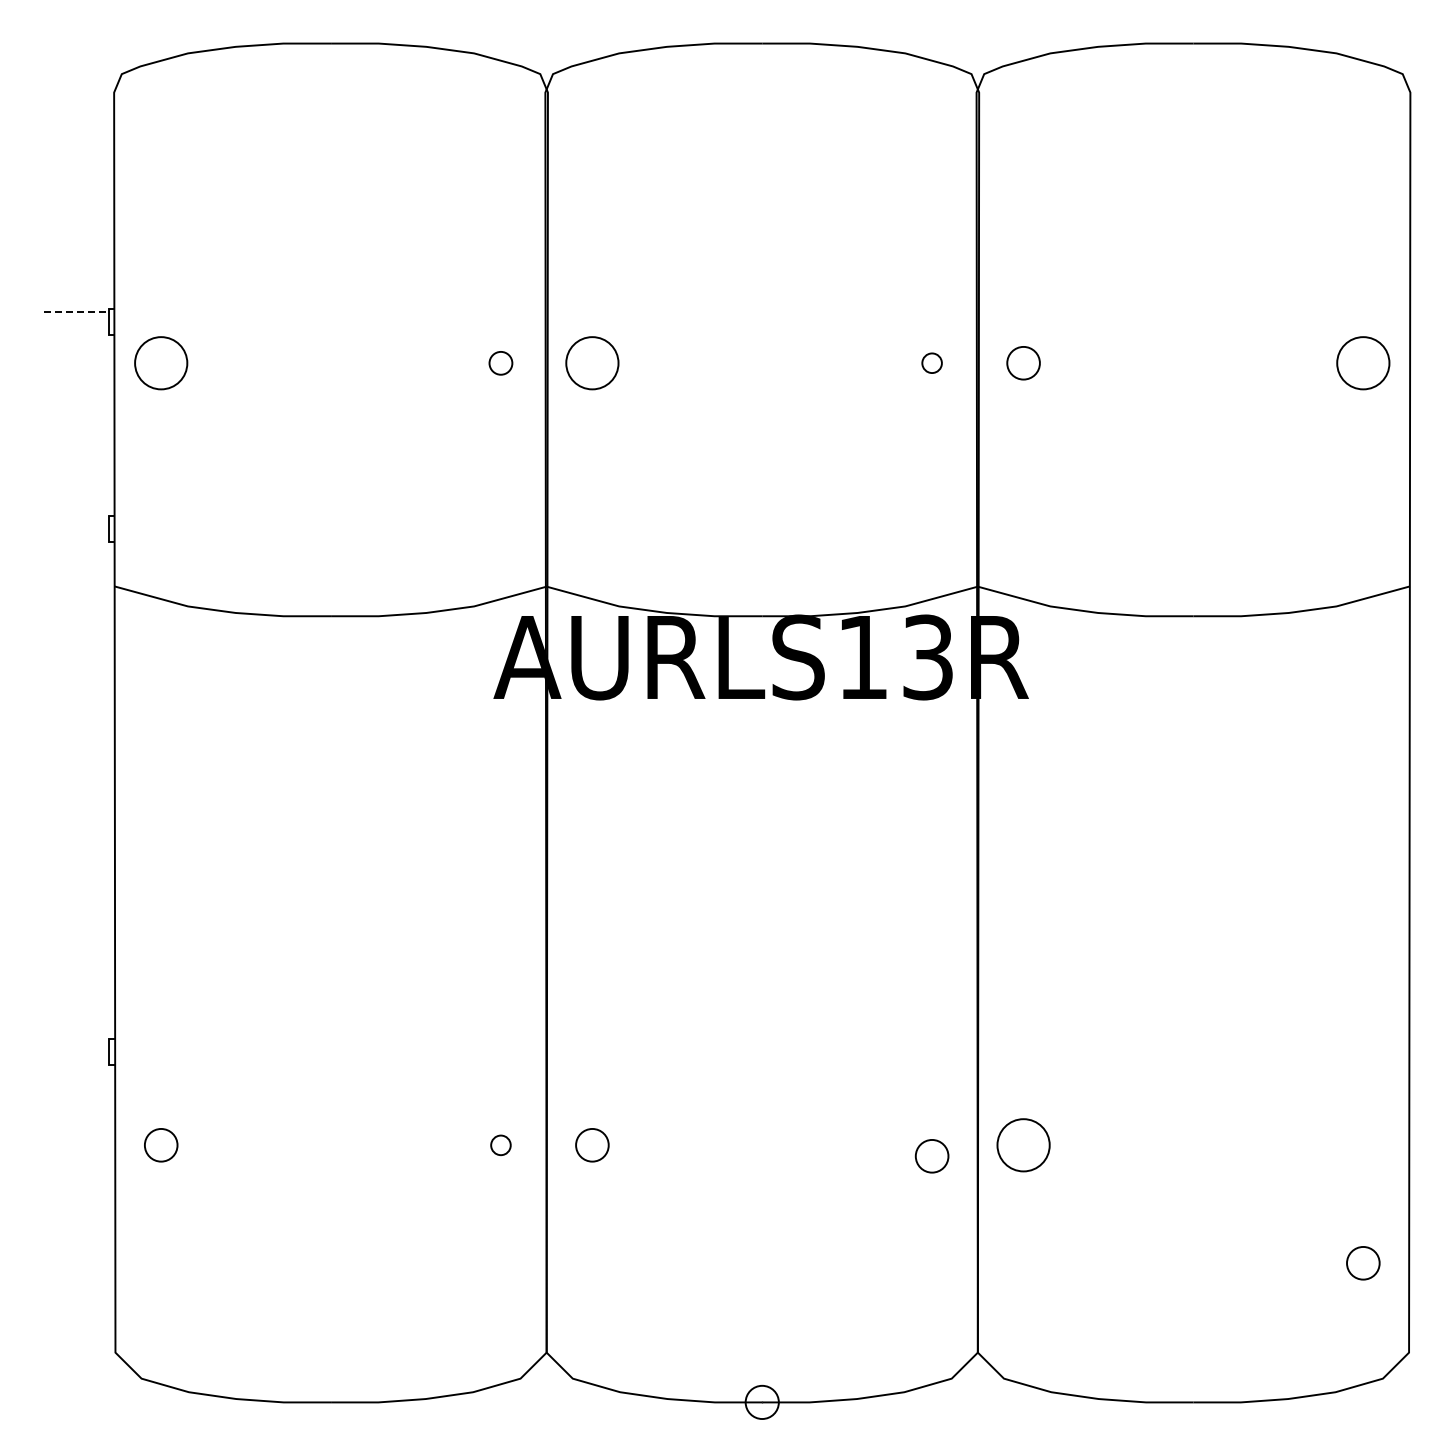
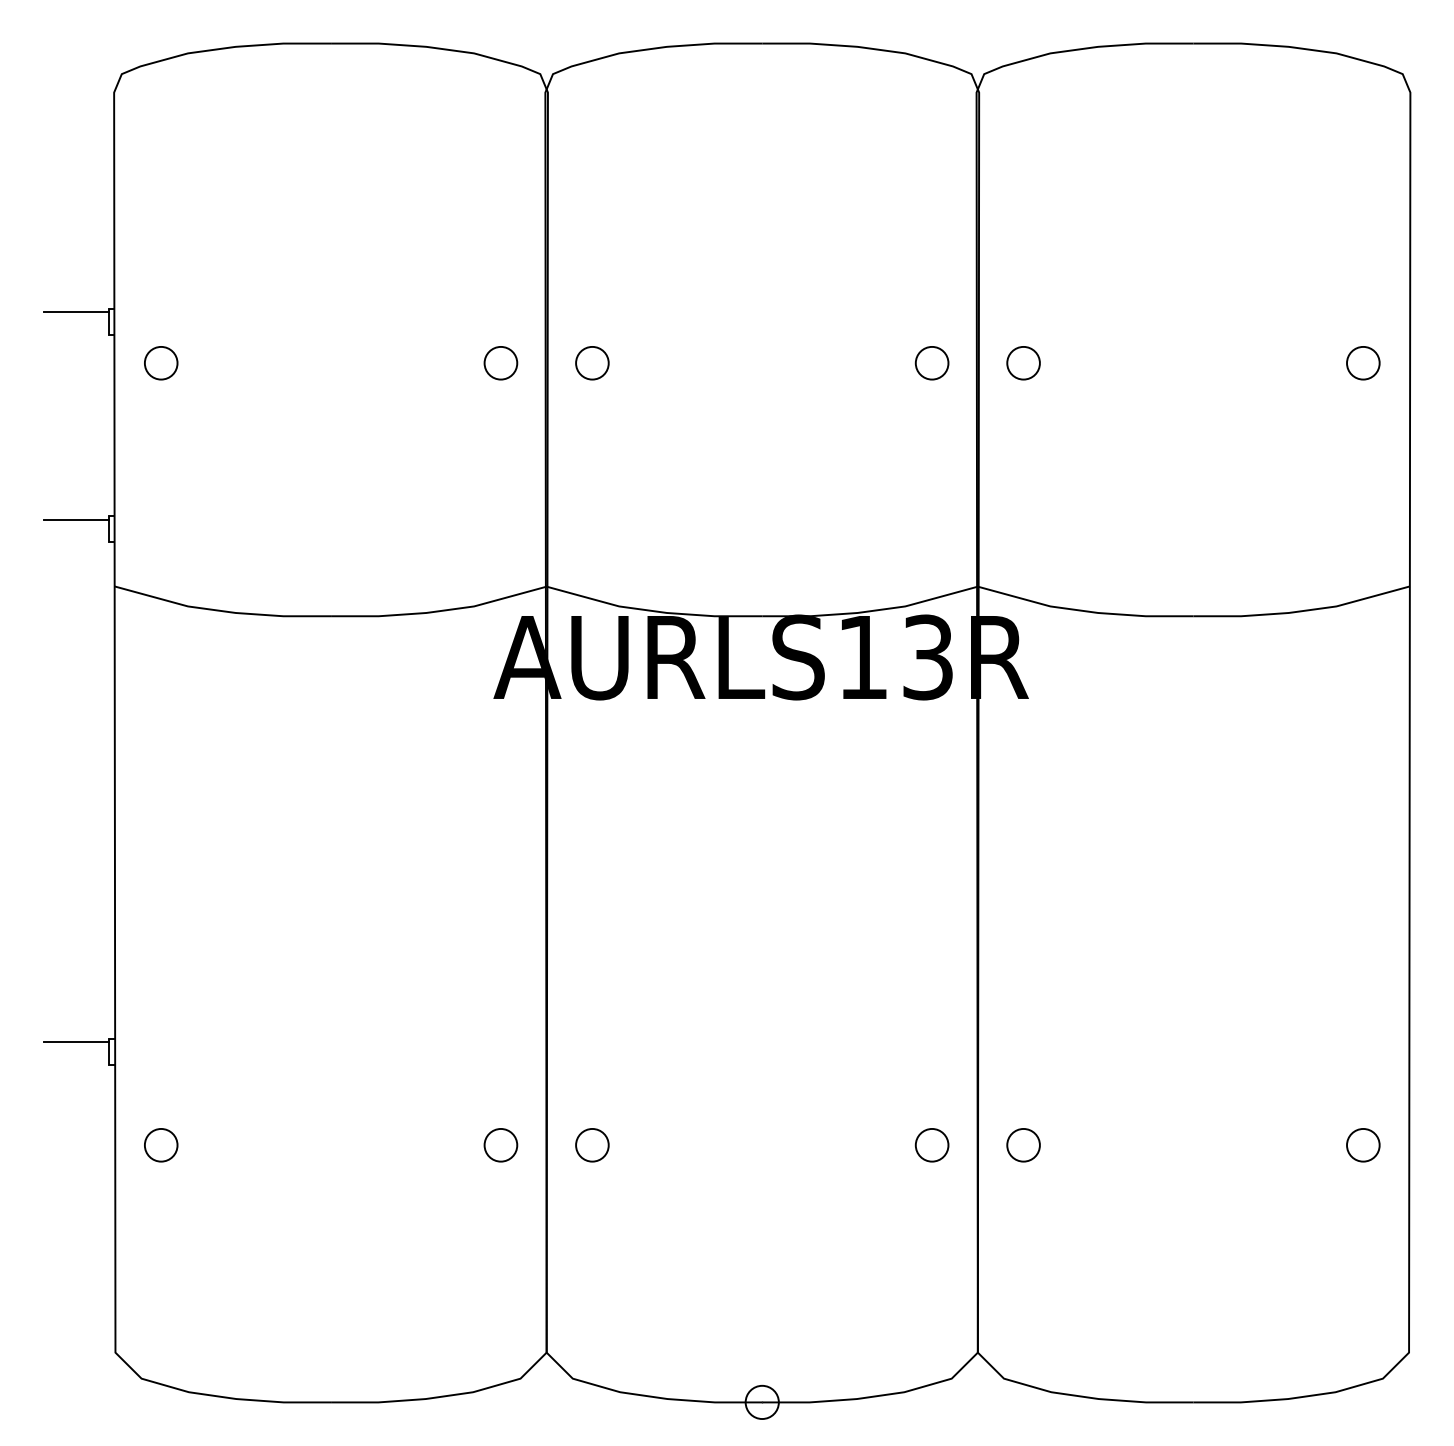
line: dashed -> solid (76, 312)
circle diameter: 52 px -> 33 px (160, 362)
circle size: 26x25 px -> 36x35 px (500, 363)
circle diameter: 52 px -> 33 px (592, 362)
circle diameter: 20 px -> 33 px (931, 362)
circle diameter: 52 px -> 33 px (1363, 362)
line: none -> present (75, 519)
line: none -> present (75, 1042)
circle size: 22x23 px -> 36x35 px (500, 1145)
circle diameter: 52 px -> 33 px (1023, 1144)
circle position: (931, 1156) -> (931, 1145) (931, 1145)
circle position: (1363, 1263) -> (1363, 1145) (1363, 1145)
